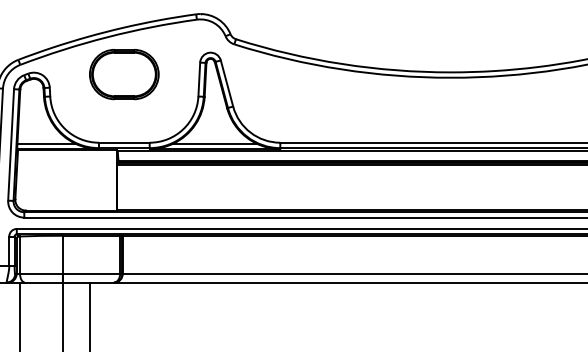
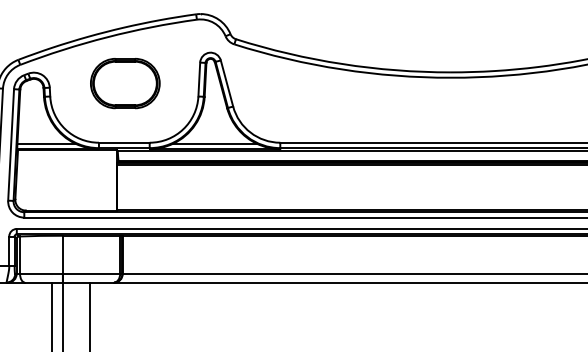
part position: (124, 74) -> (125, 83) (125, 83)
line position: (19, 315) -> (51, 315) (51, 315)
